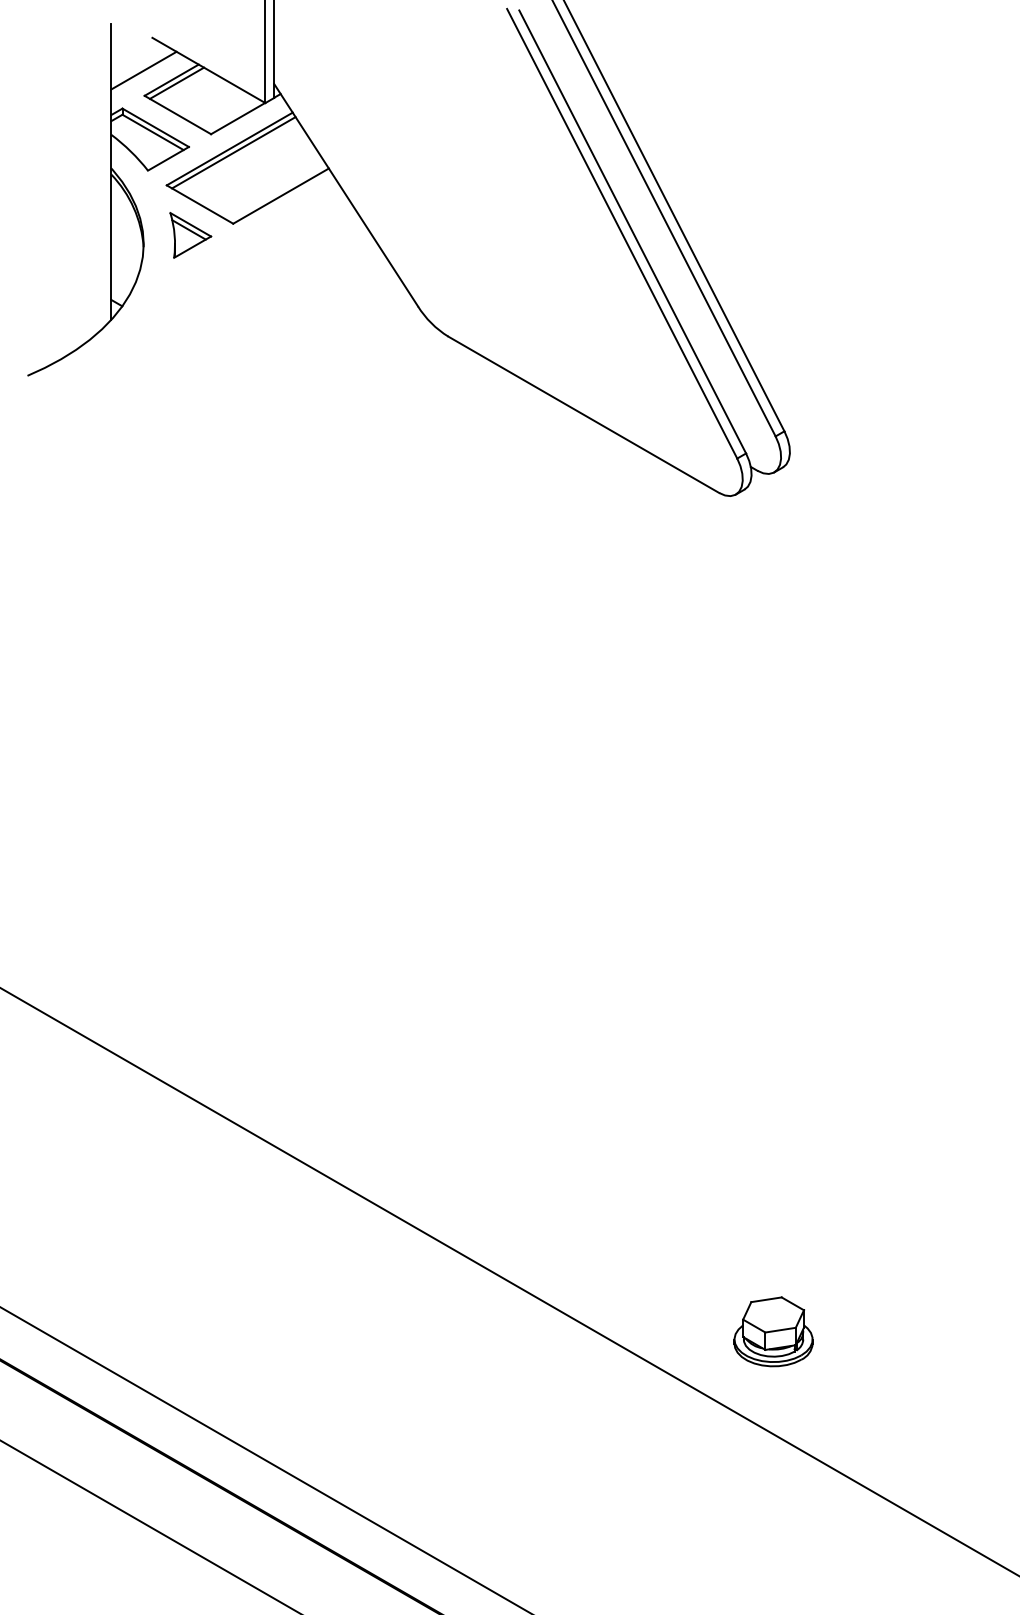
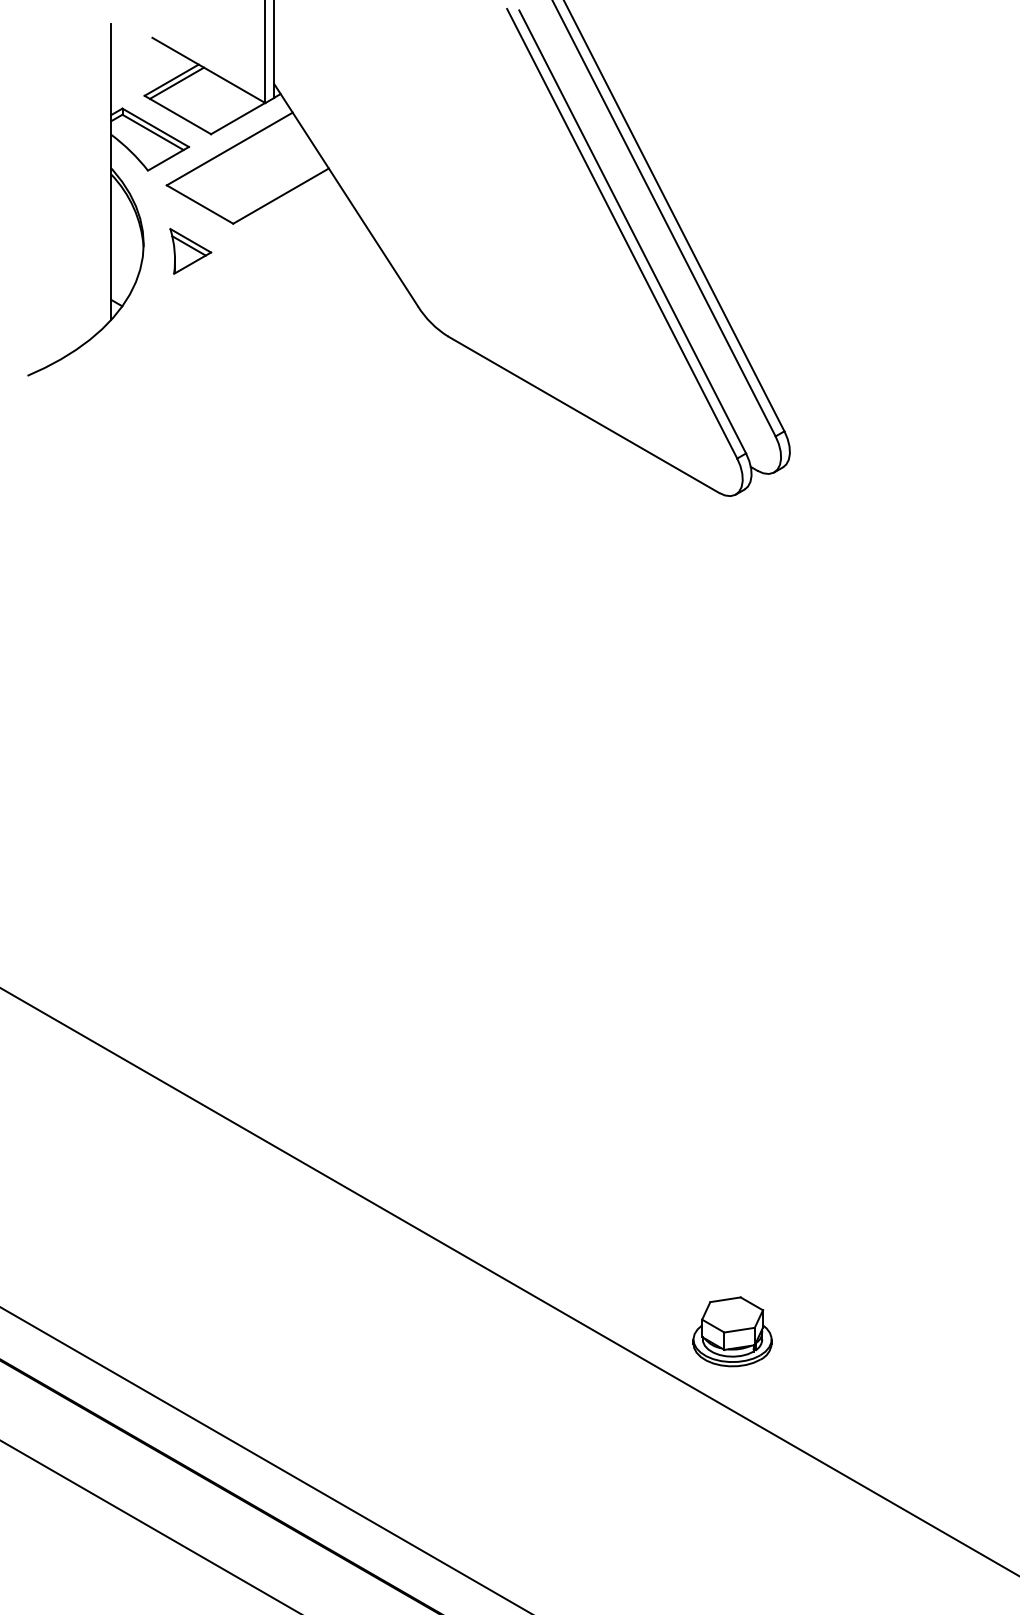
line: present -> none (143, 70)
line: present -> none (233, 152)
part position: (190, 235) -> (190, 251) (190, 251)
part position: (773, 1331) -> (732, 1331) (732, 1331)
